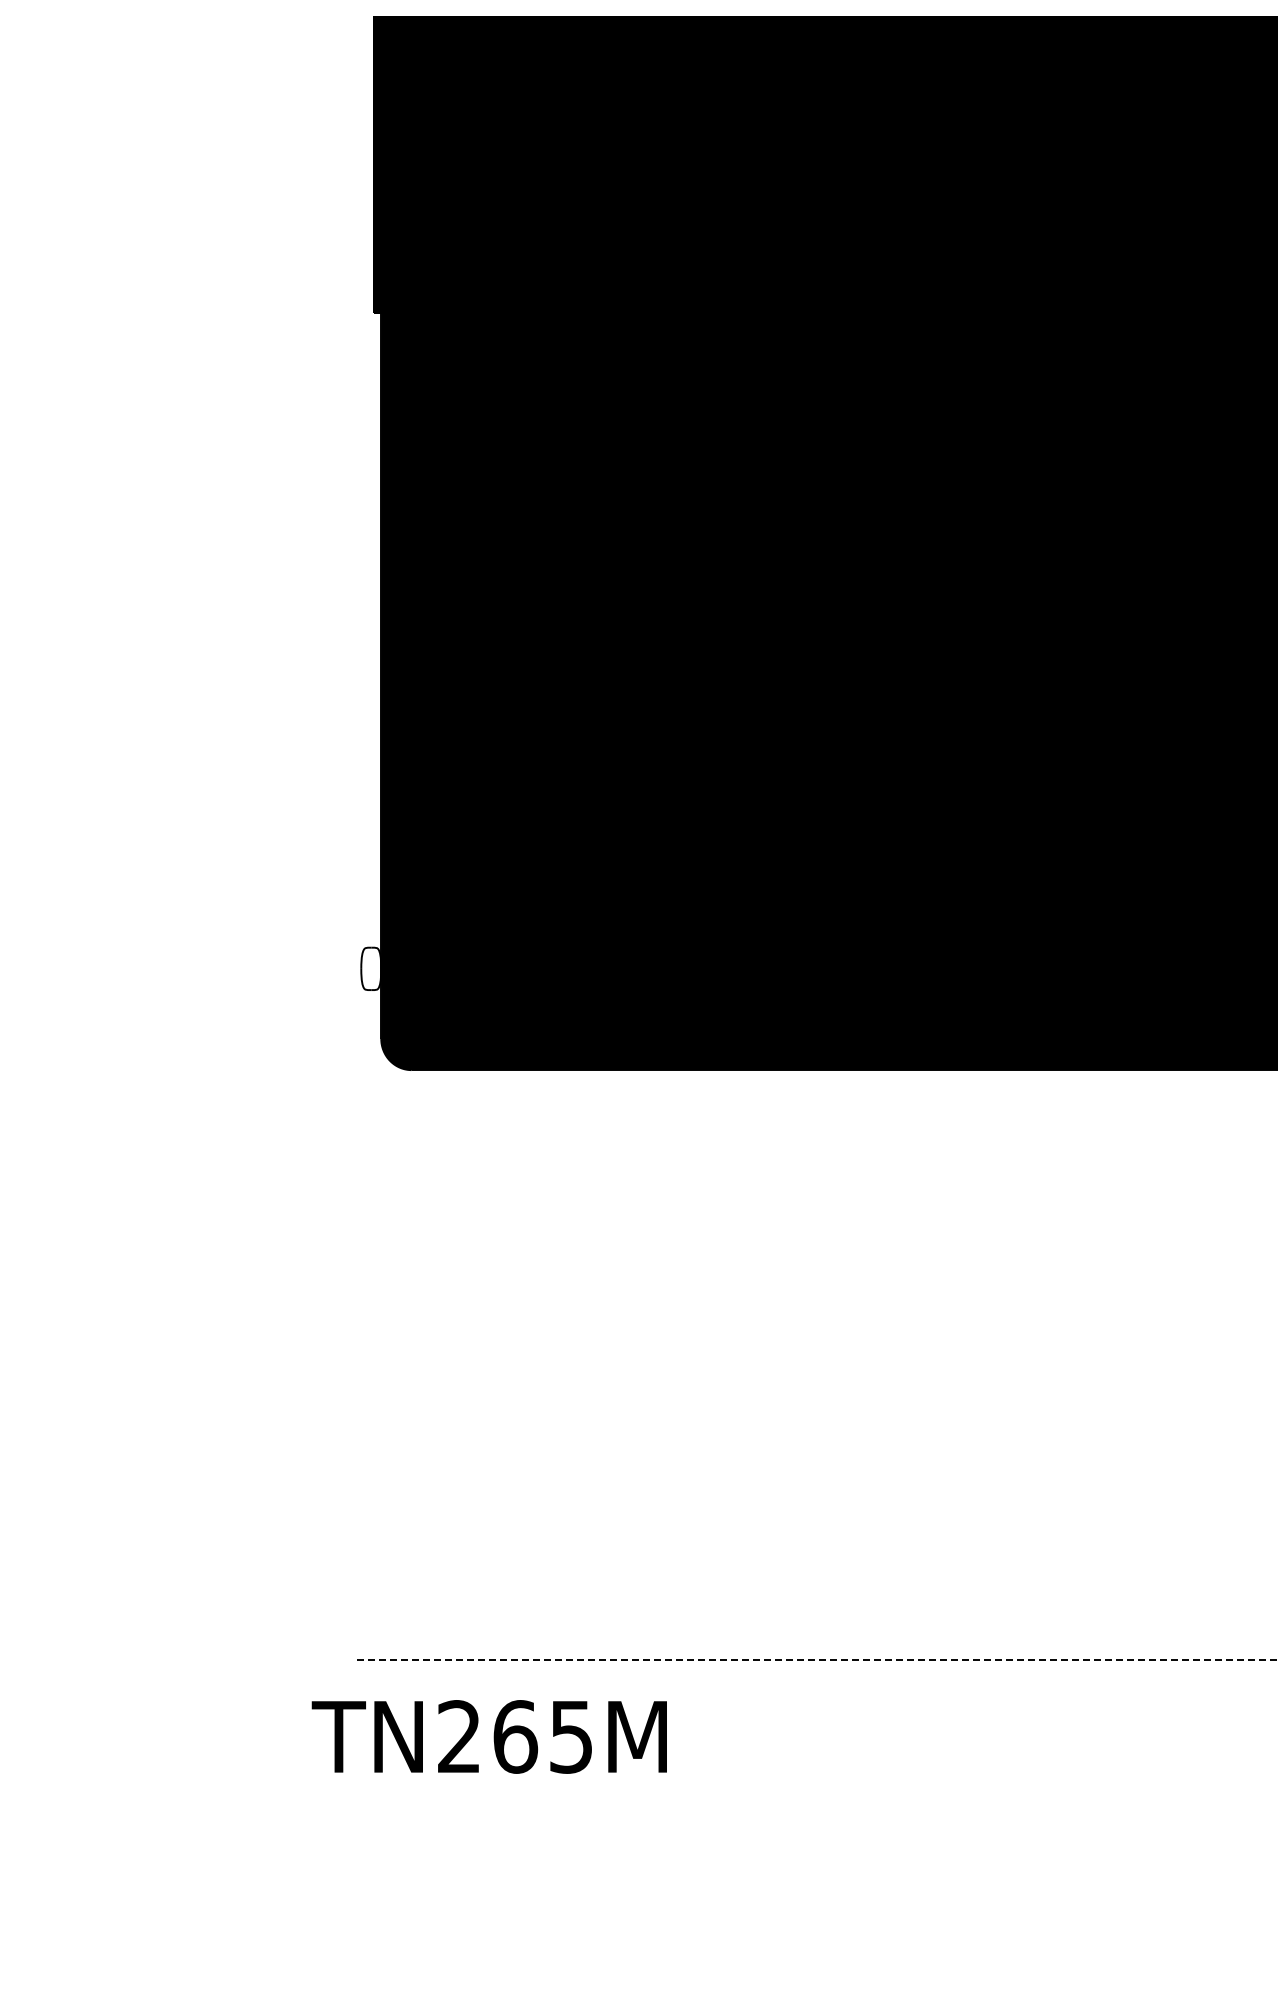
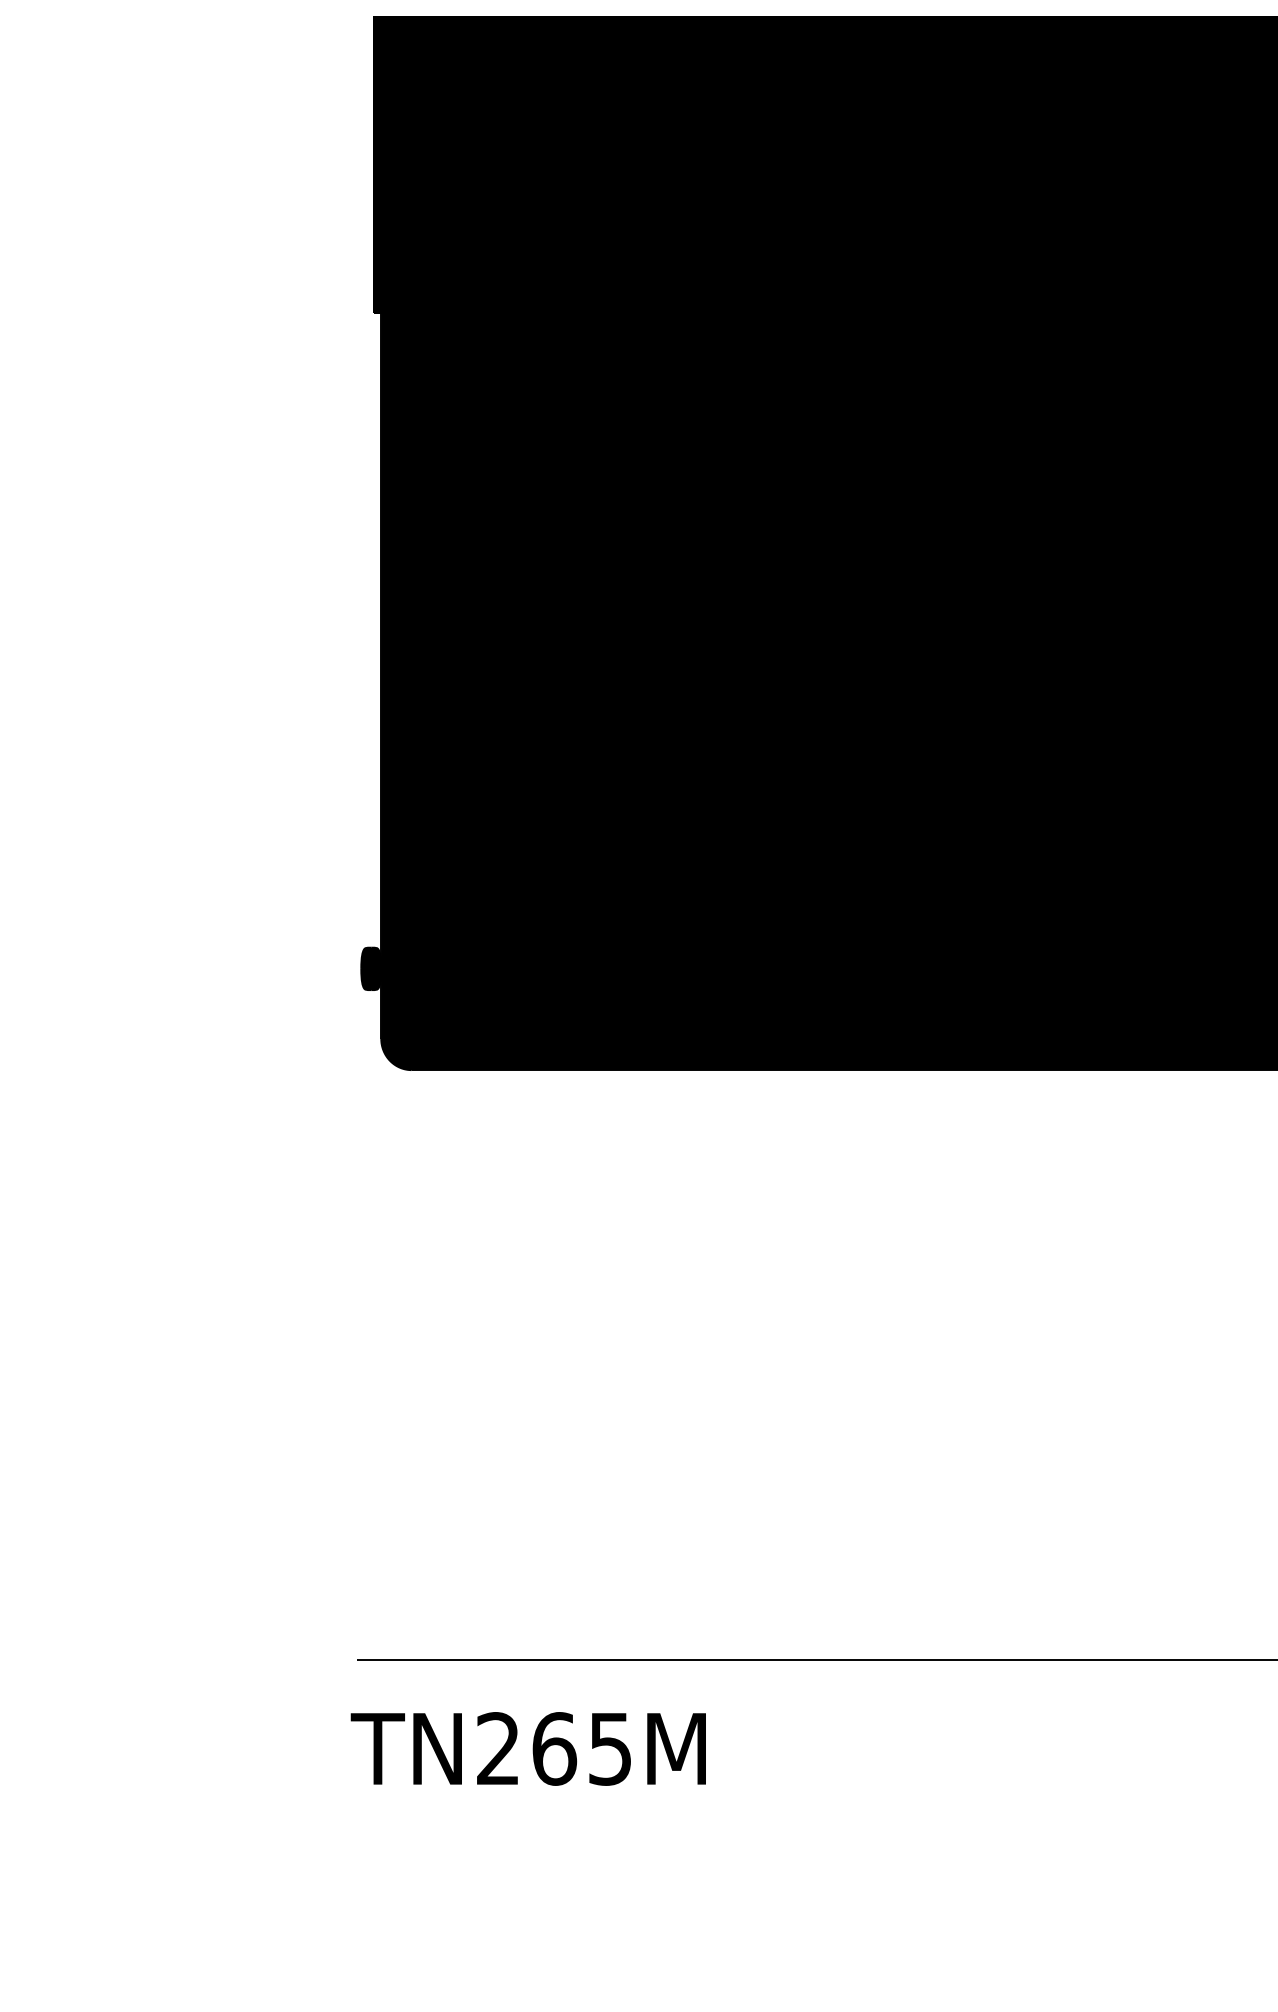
fill: none -> present (371, 968)
line: dashed -> solid (817, 1660)
text position: (488, 1736) -> (527, 1748) (527, 1748)
